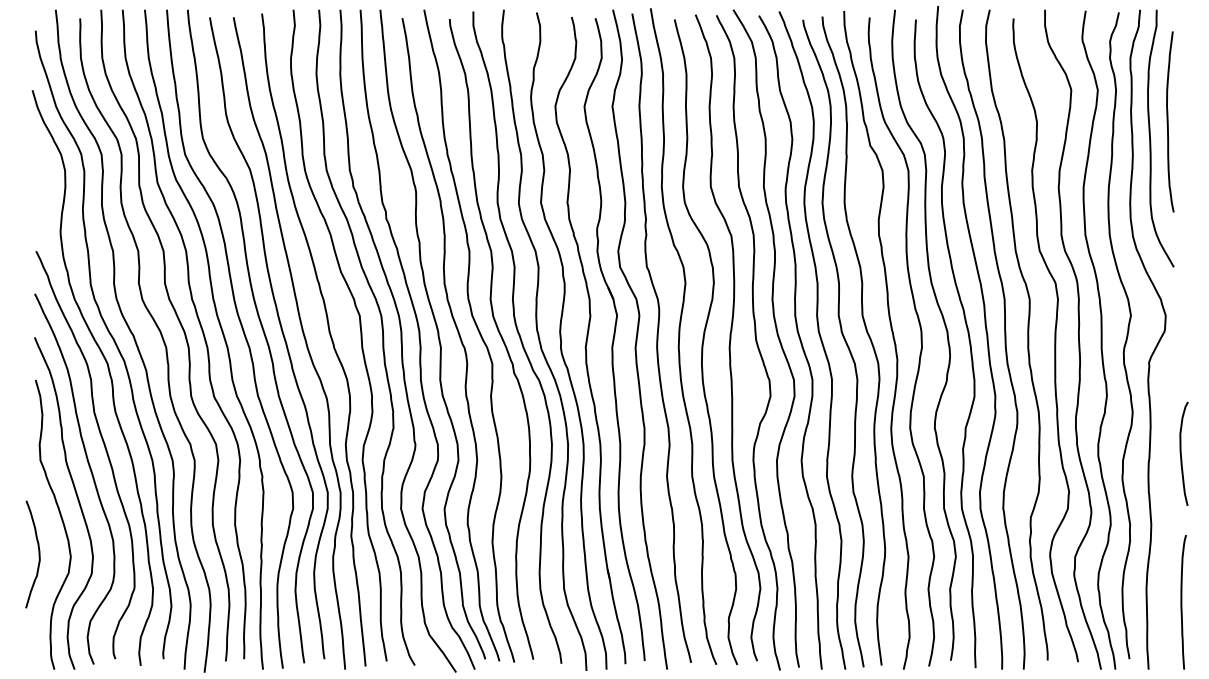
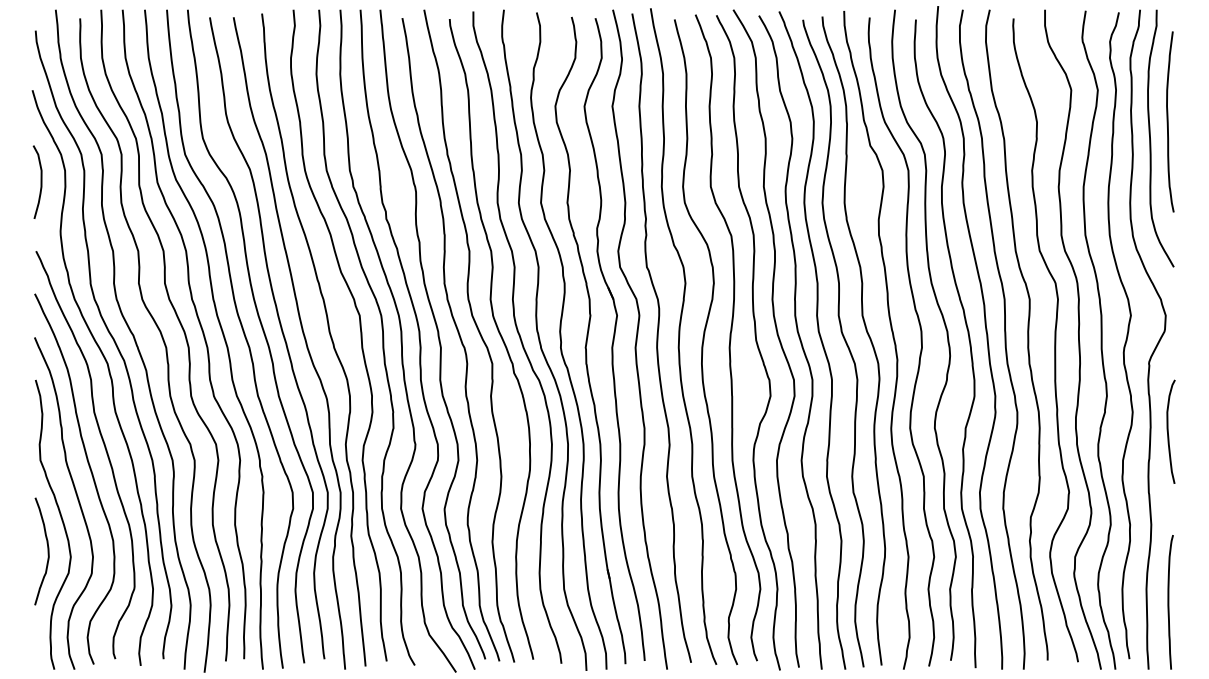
curve: none -> present (40, 181)
curve position: (1181, 453) -> (1168, 431) (1168, 431)
curve position: (38, 554) -> (47, 551) (47, 551)
curve position: (1182, 602) -> (1169, 602) (1169, 602)
